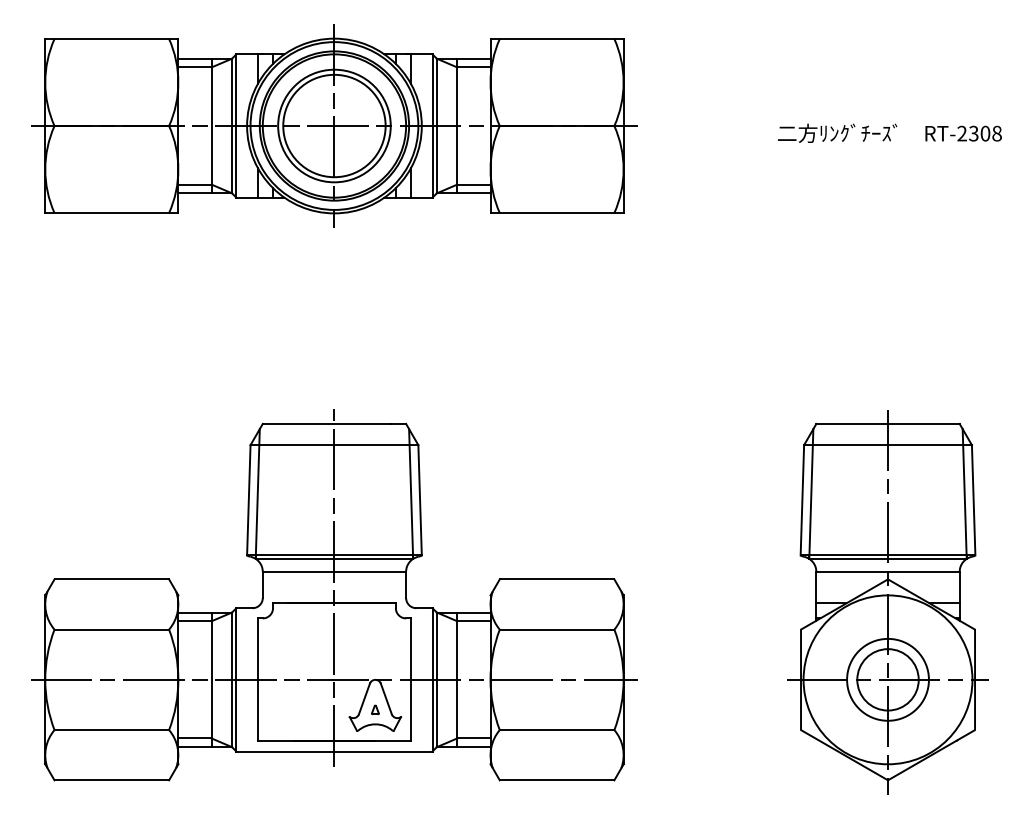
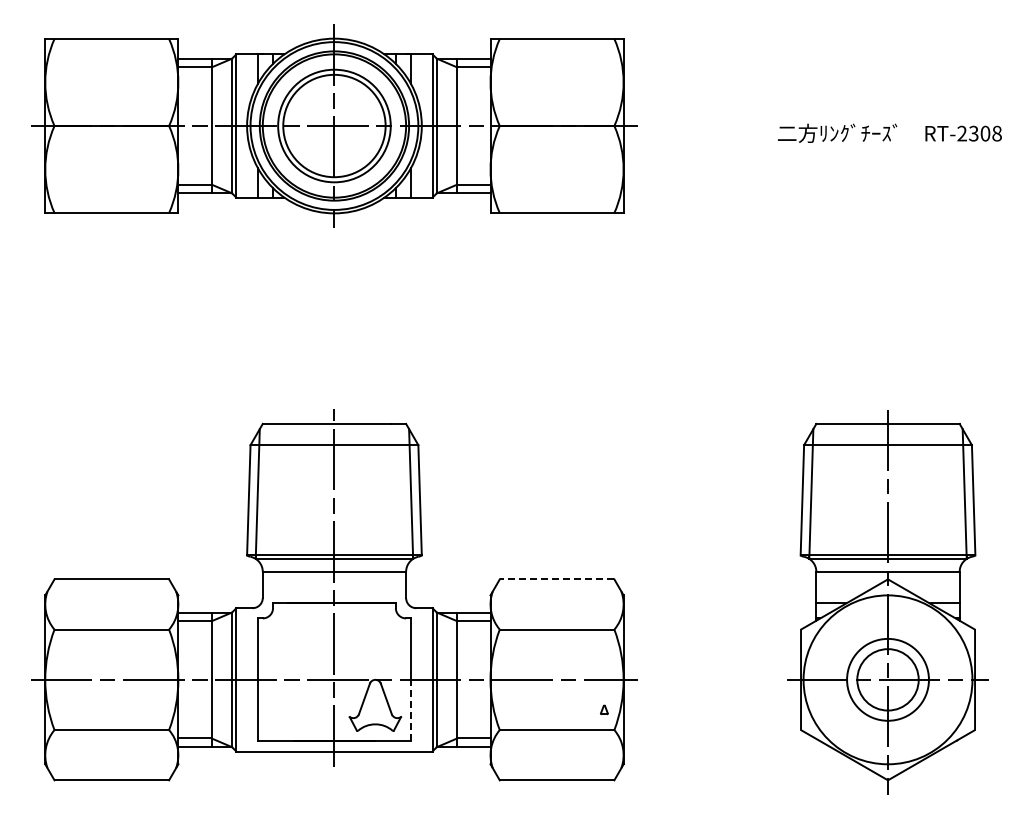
line: solid -> dashed (556, 579)
part position: (375, 709) -> (604, 709) (604, 709)
line: solid -> dashed (411, 710)
